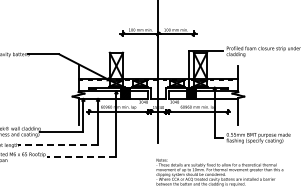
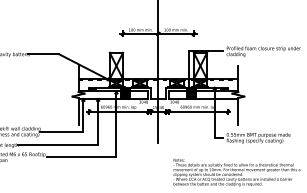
line: dashed -> solid (57, 145)
line: dashed -> solid (81, 157)
text position: (219, 172) -> (236, 172) (236, 172)
